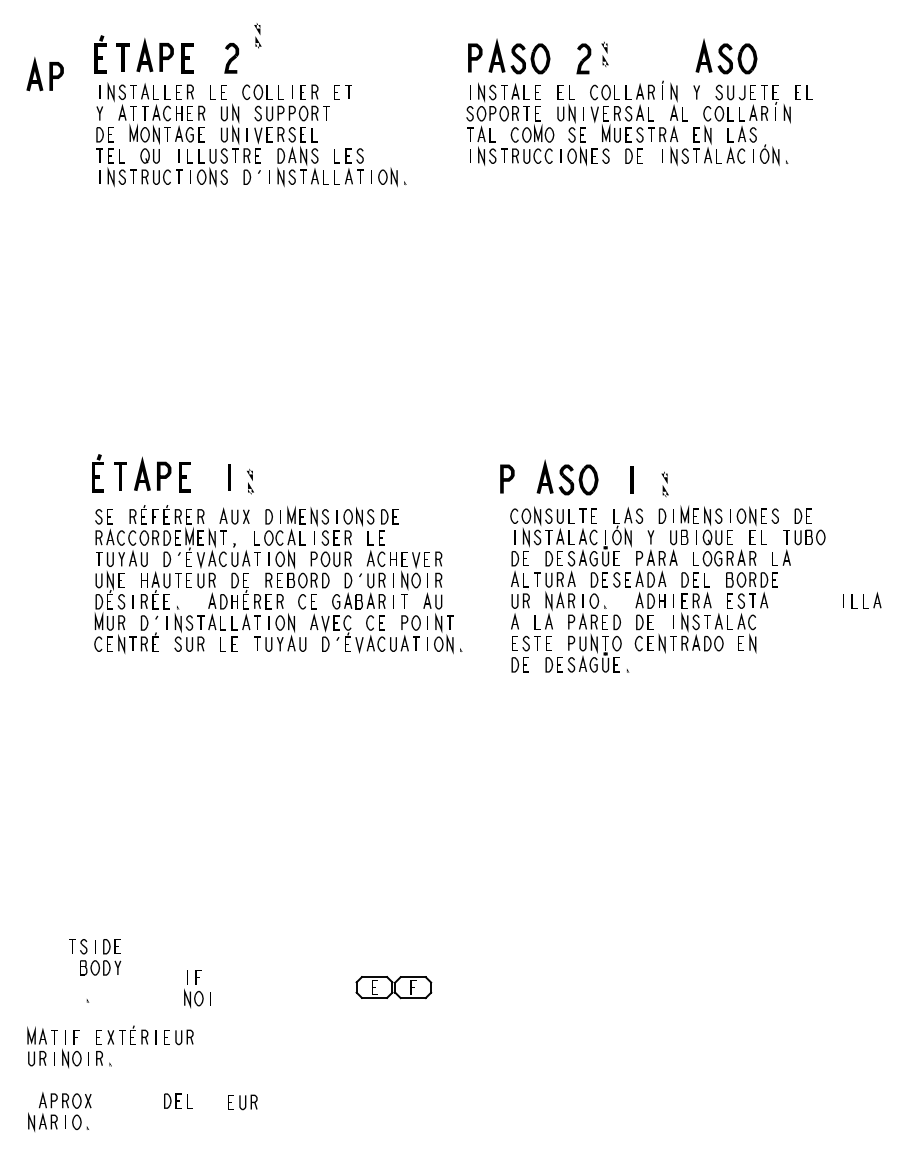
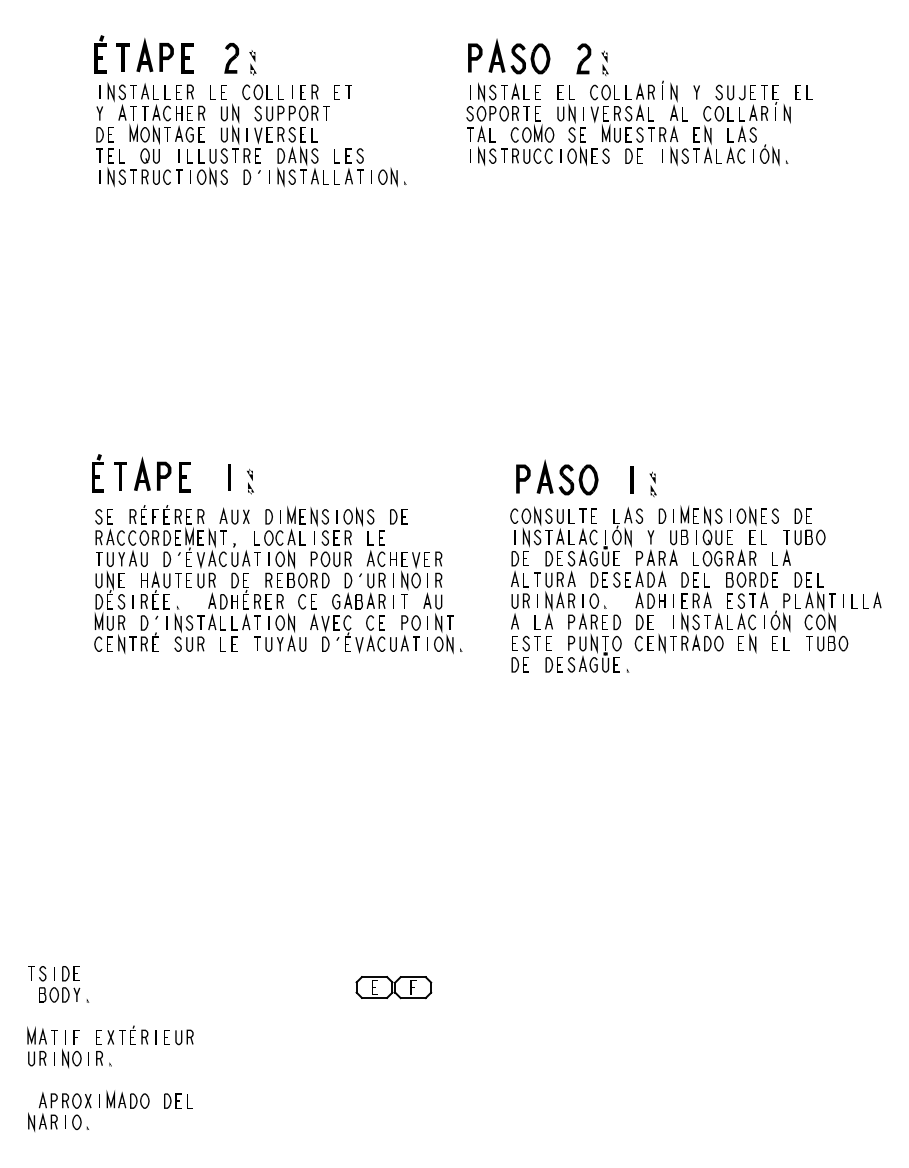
part position: (257, 35) -> (252, 62) (252, 62)
part position: (604, 54) -> (604, 63) (604, 63)
part: present -> none (726, 56)
part: present -> none (44, 73)
curve position: (507, 478) -> (523, 478) (523, 478)
part position: (664, 484) -> (652, 484) (652, 484)
part position: (389, 516) -> (398, 516) (398, 516)
line: none -> present (537, 600)
part: none -> present (806, 611)
part position: (95, 957) -> (54, 984) (54, 984)
part: present -> none (197, 989)
part: none -> present (124, 1099)
part: present -> none (242, 1102)
